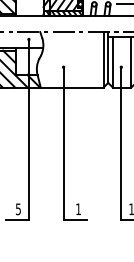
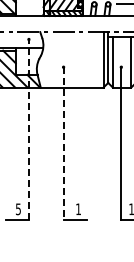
line: solid -> dashed (28, 129)
line: solid -> dashed (63, 143)
